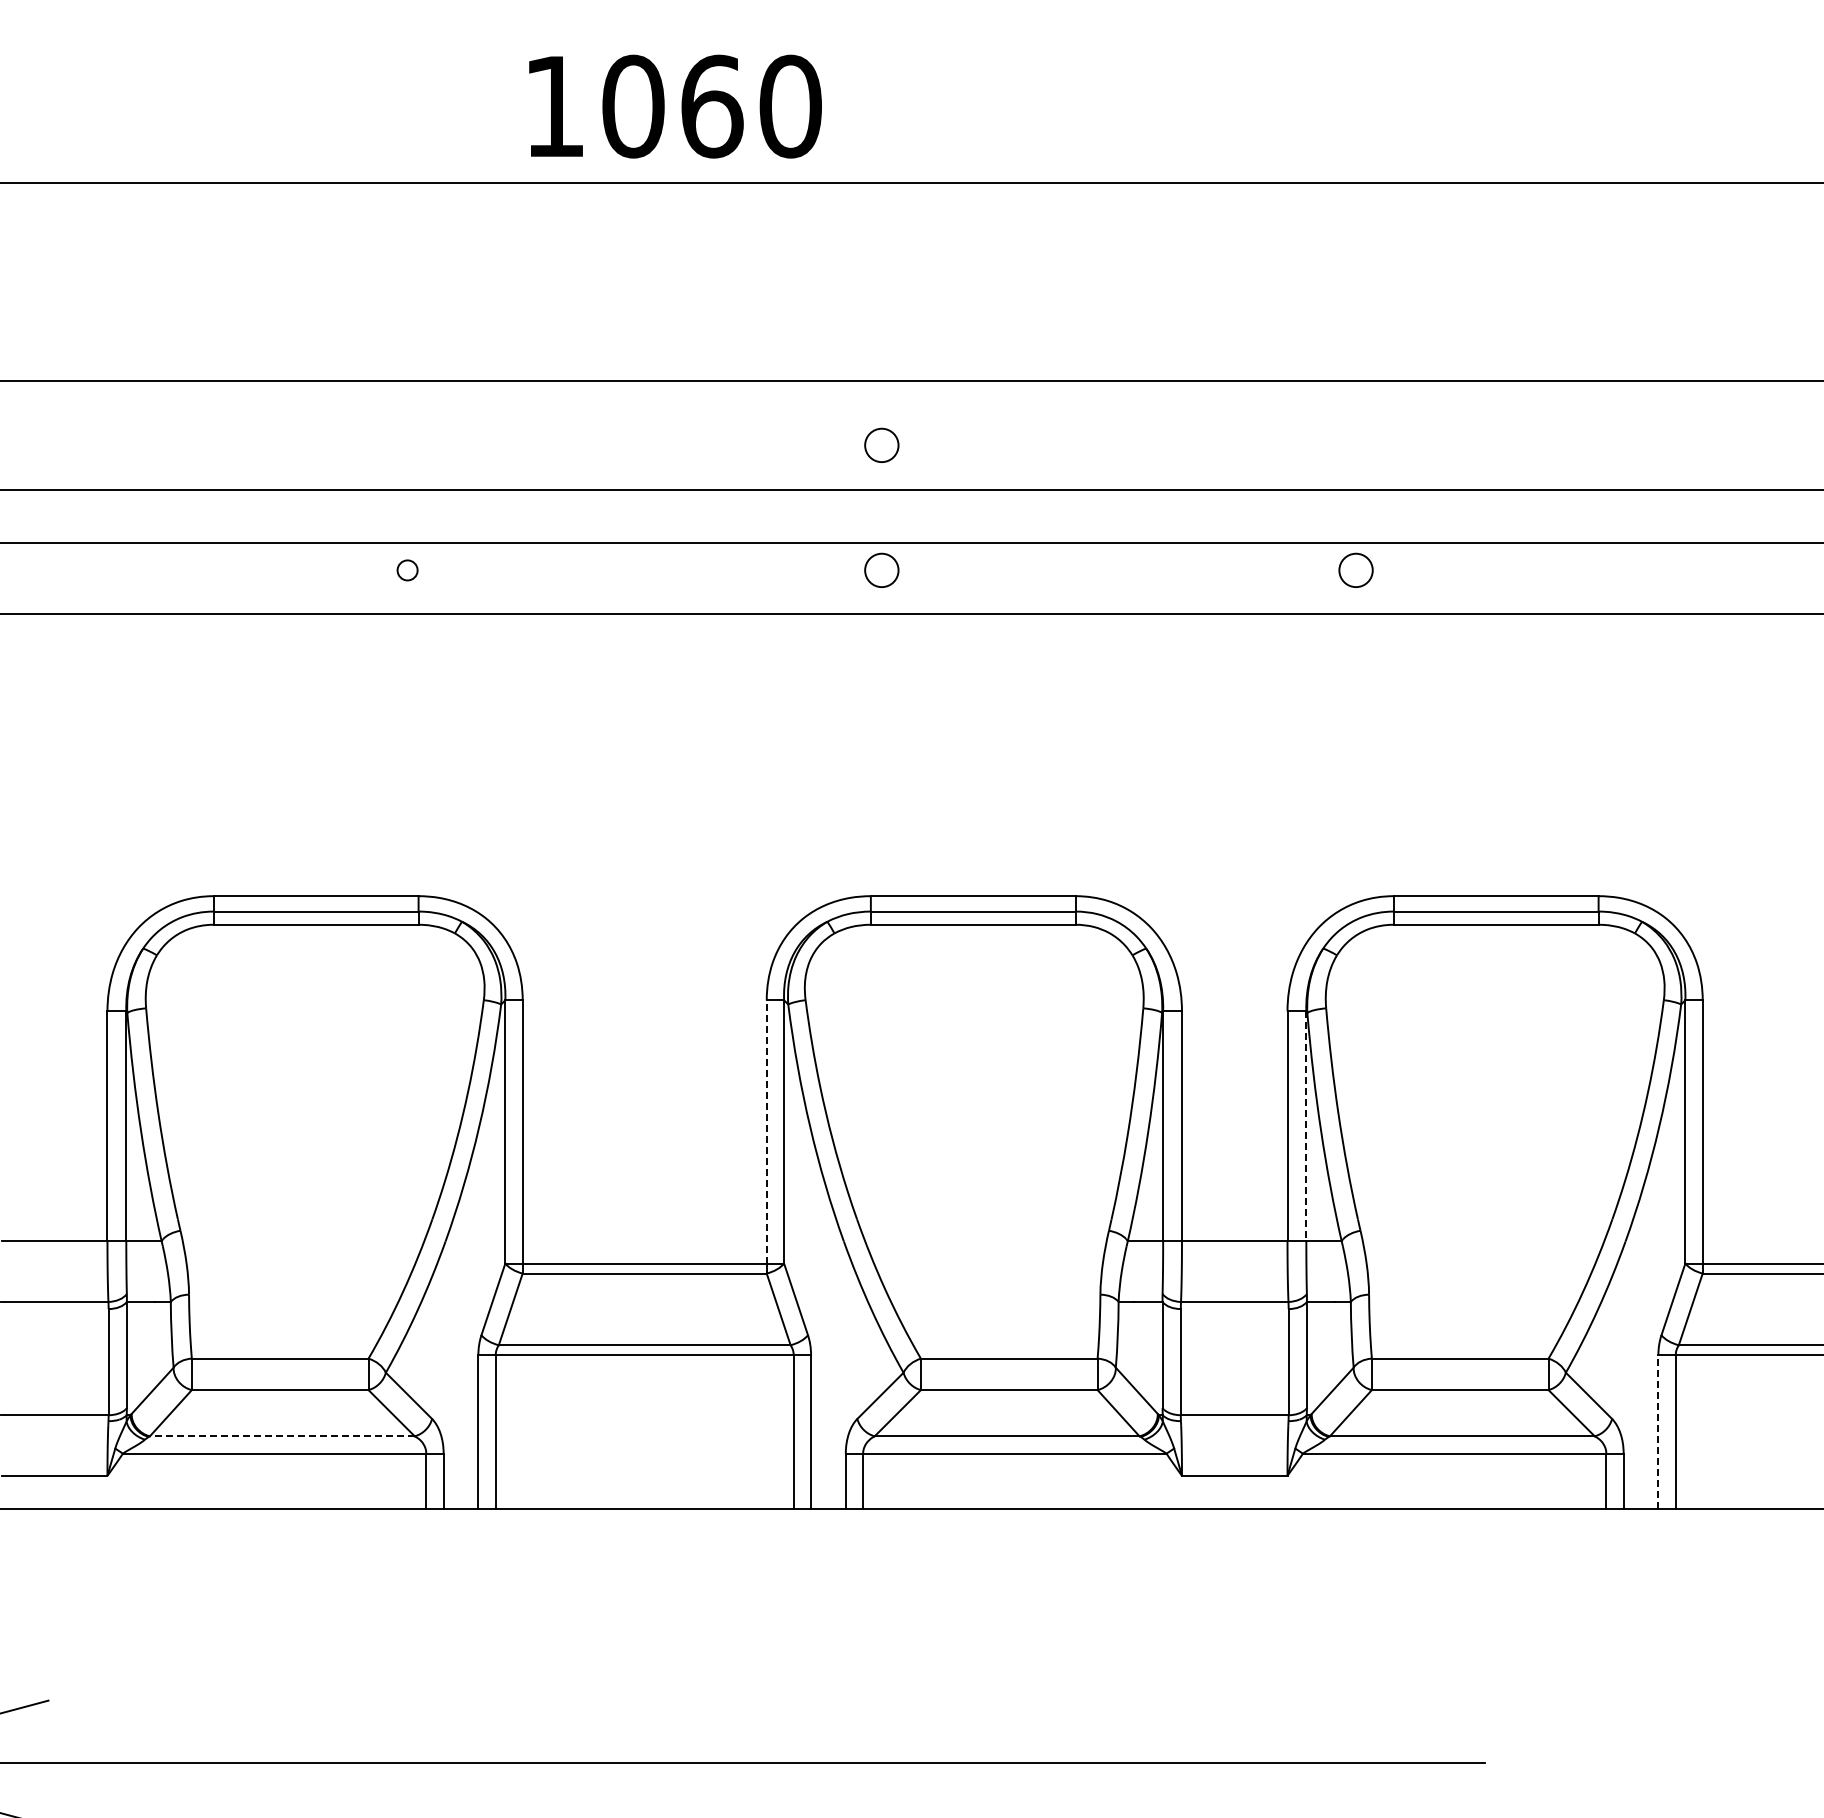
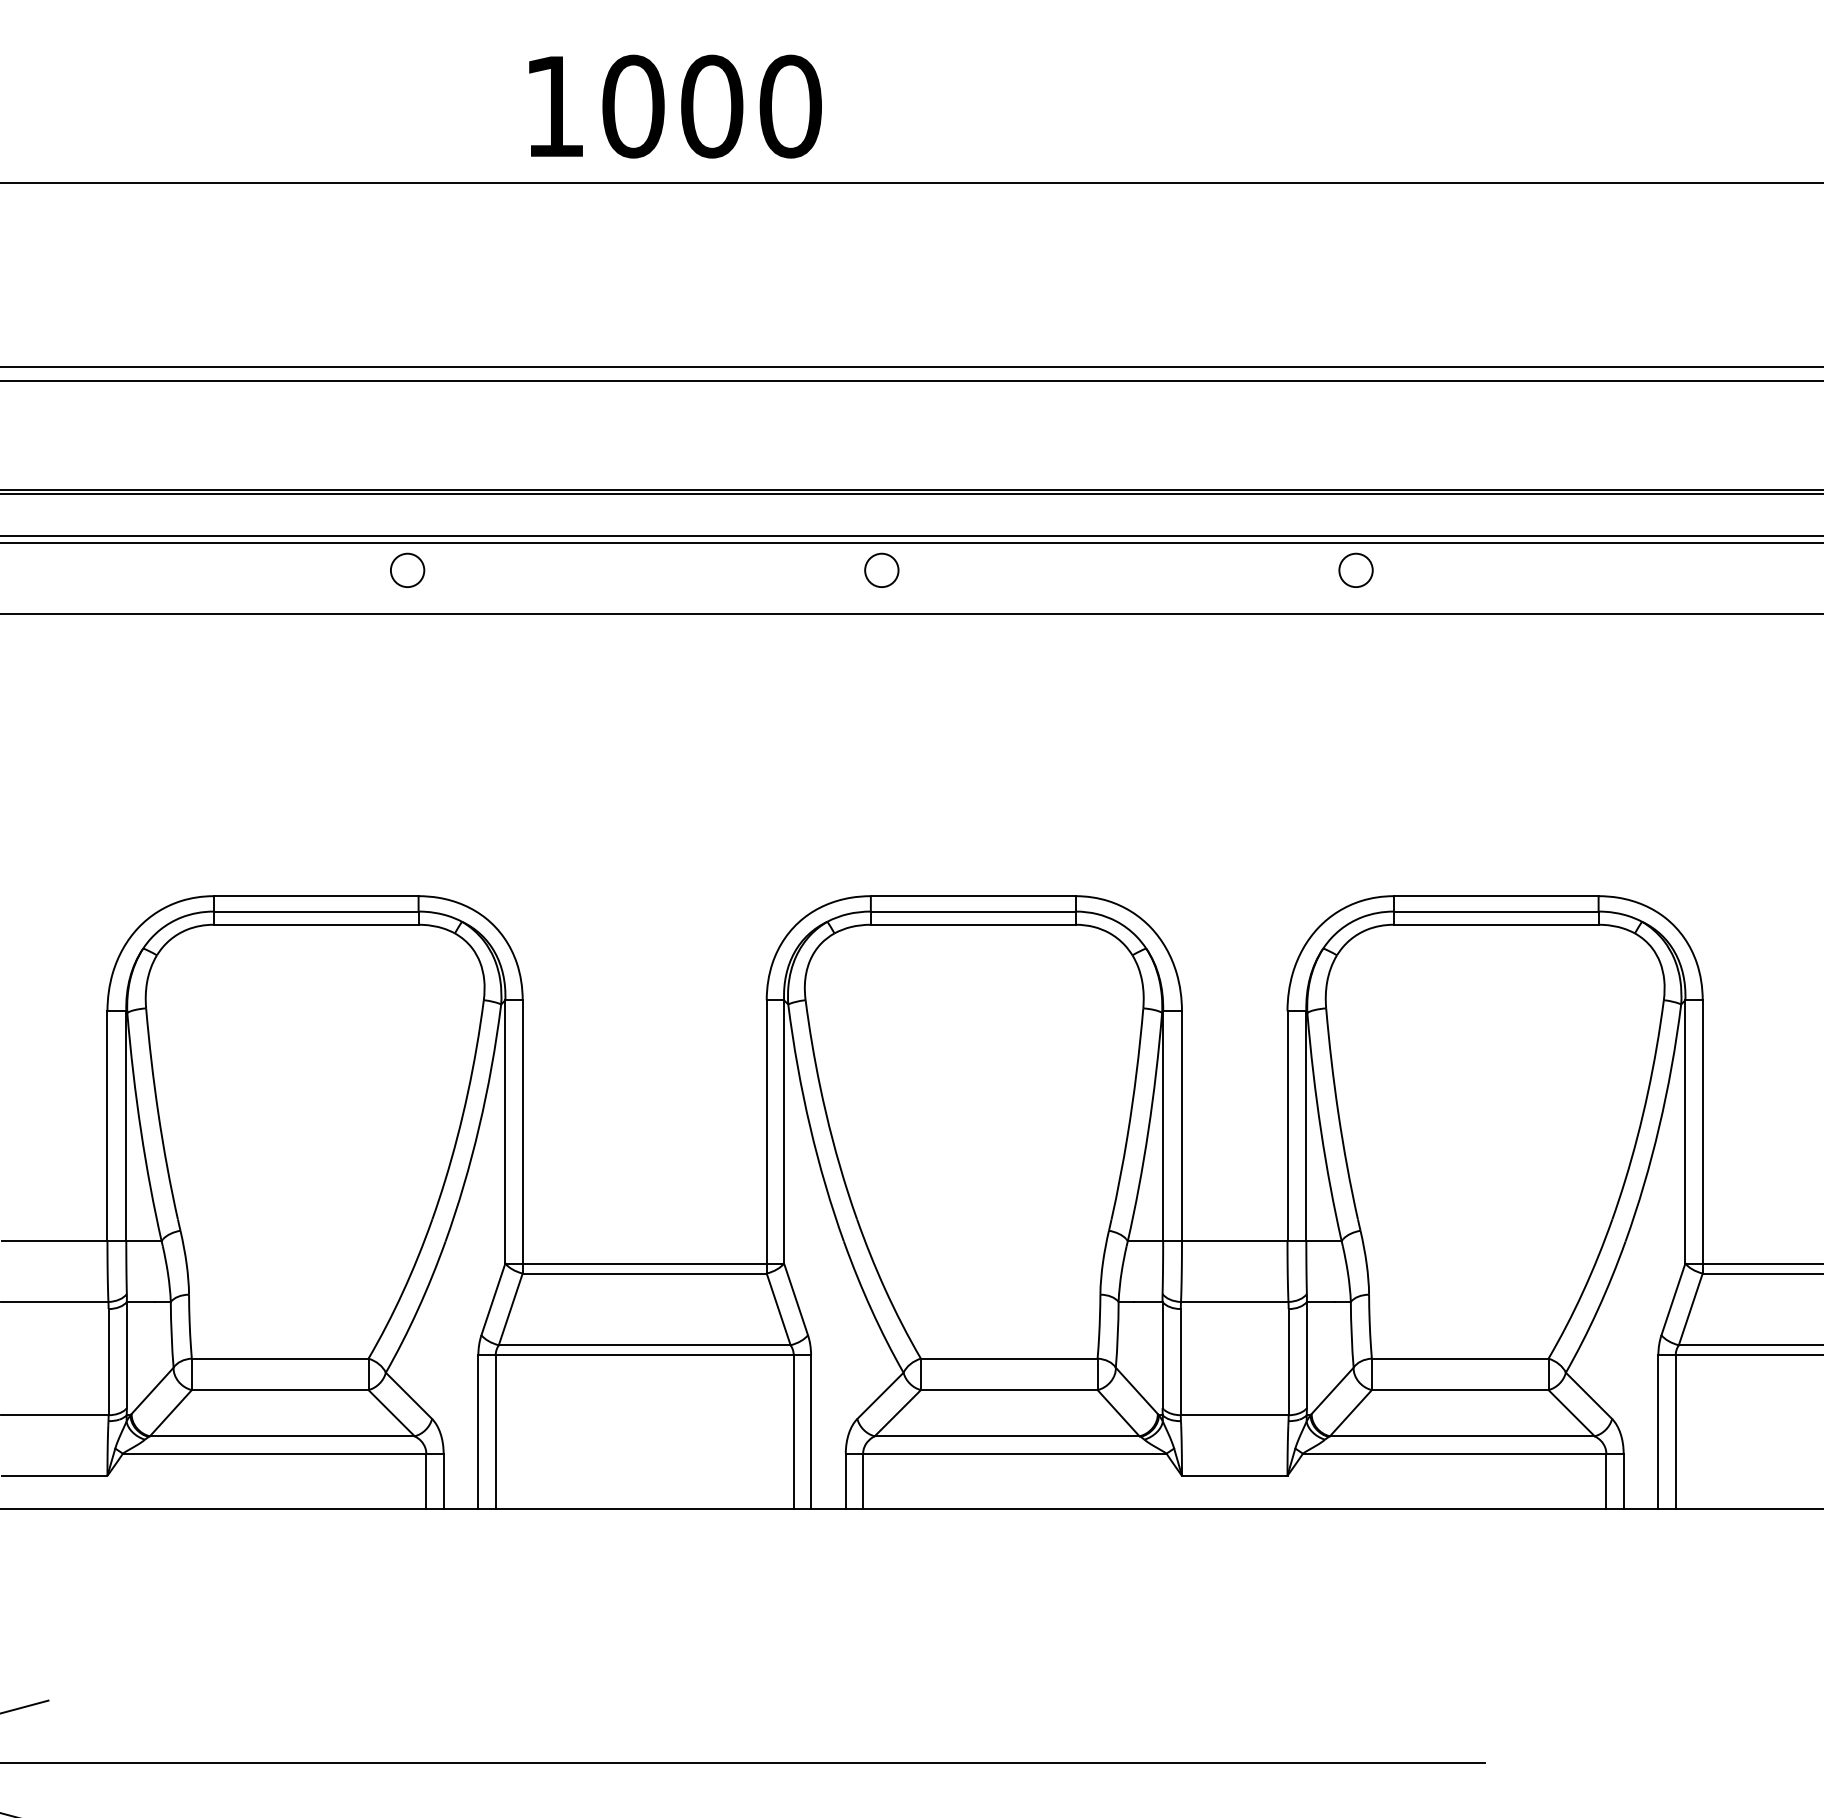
text: 1060 -> 1000 (712, 106)
line: none -> present (911, 367)
circle: present -> none (881, 444)
line: none -> present (911, 493)
line: none -> present (911, 535)
circle diameter: 20 px -> 33 px (407, 570)
line: dashed -> solid (1306, 1126)
line: dashed -> solid (766, 1131)
line: dashed -> solid (1658, 1432)
line: dashed -> solid (281, 1436)
